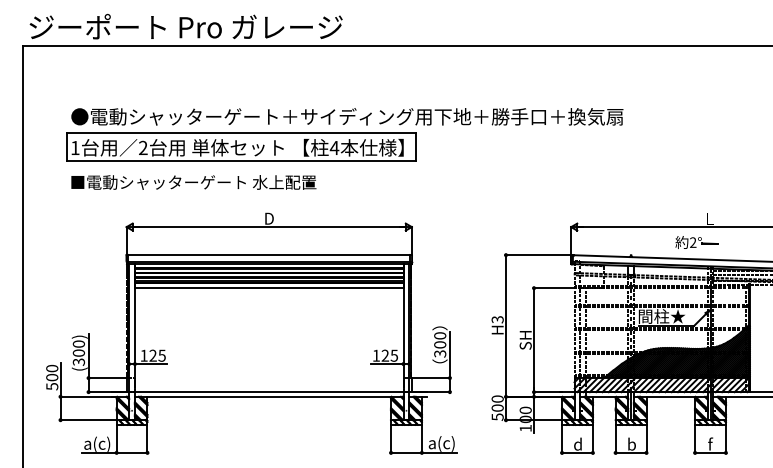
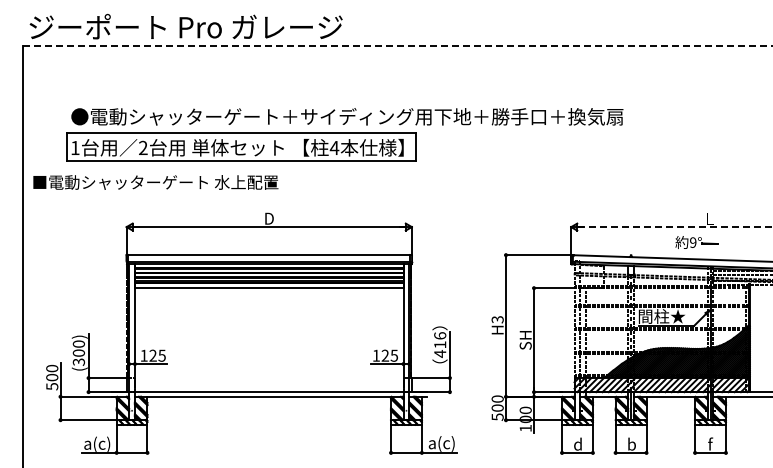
line: solid -> dashed (398, 46)
text position: (193, 182) -> (155, 182) (155, 182)
line: solid -> dashed (675, 227)
text: 2° -> 9° (693, 242)
text: 300 -> 416 (440, 345)
